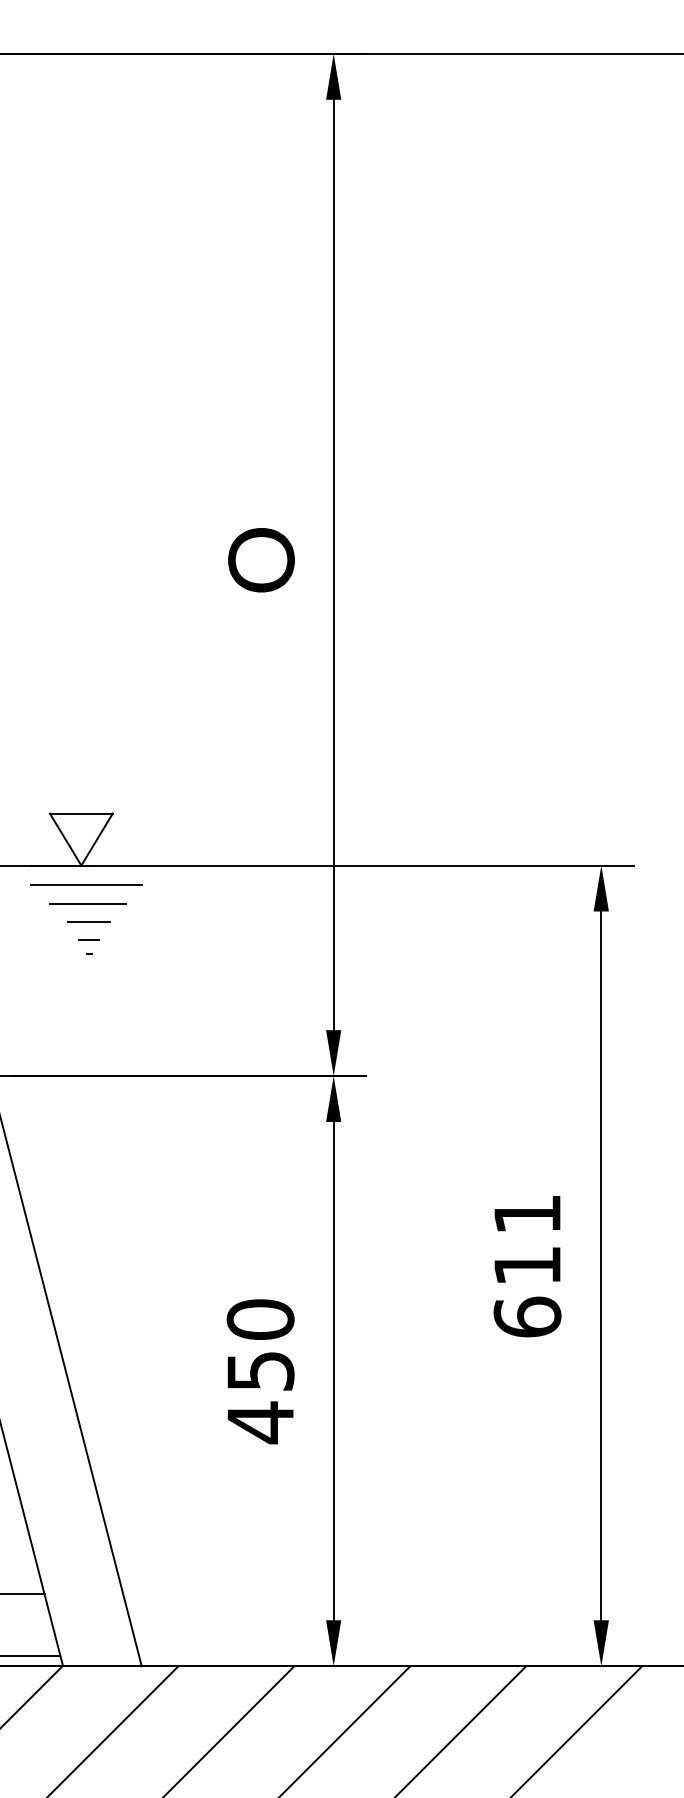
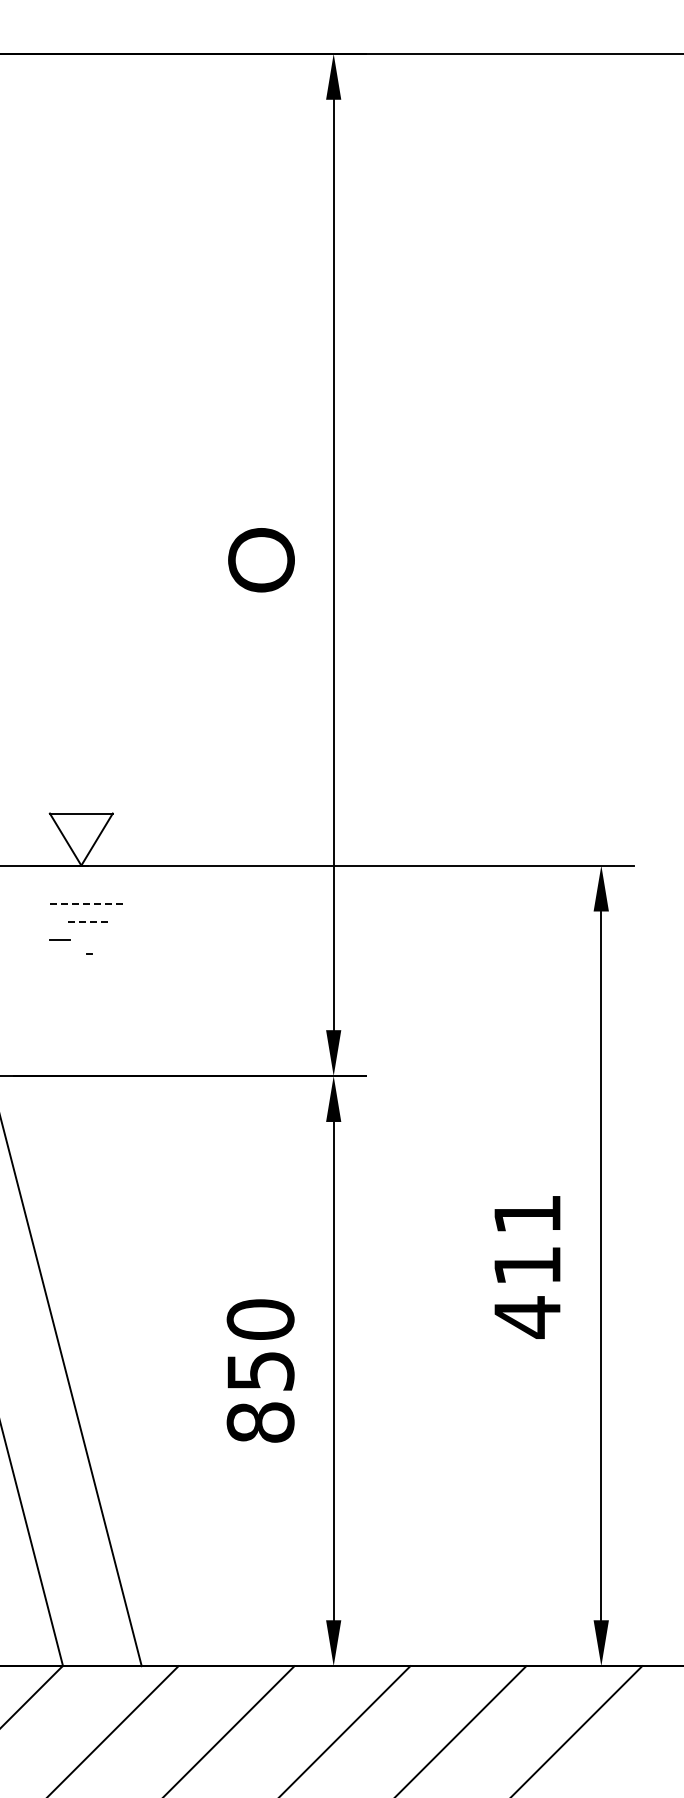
line: present -> none (86, 884)
line: solid -> dashed (87, 903)
line: solid -> dashed (89, 922)
line position: (88, 939) -> (59, 939) (59, 939)
text: 611 -> 411 (527, 1317)
text: 450 -> 850 (260, 1422)
line: present -> none (23, 1594)
line: present -> none (31, 1655)
